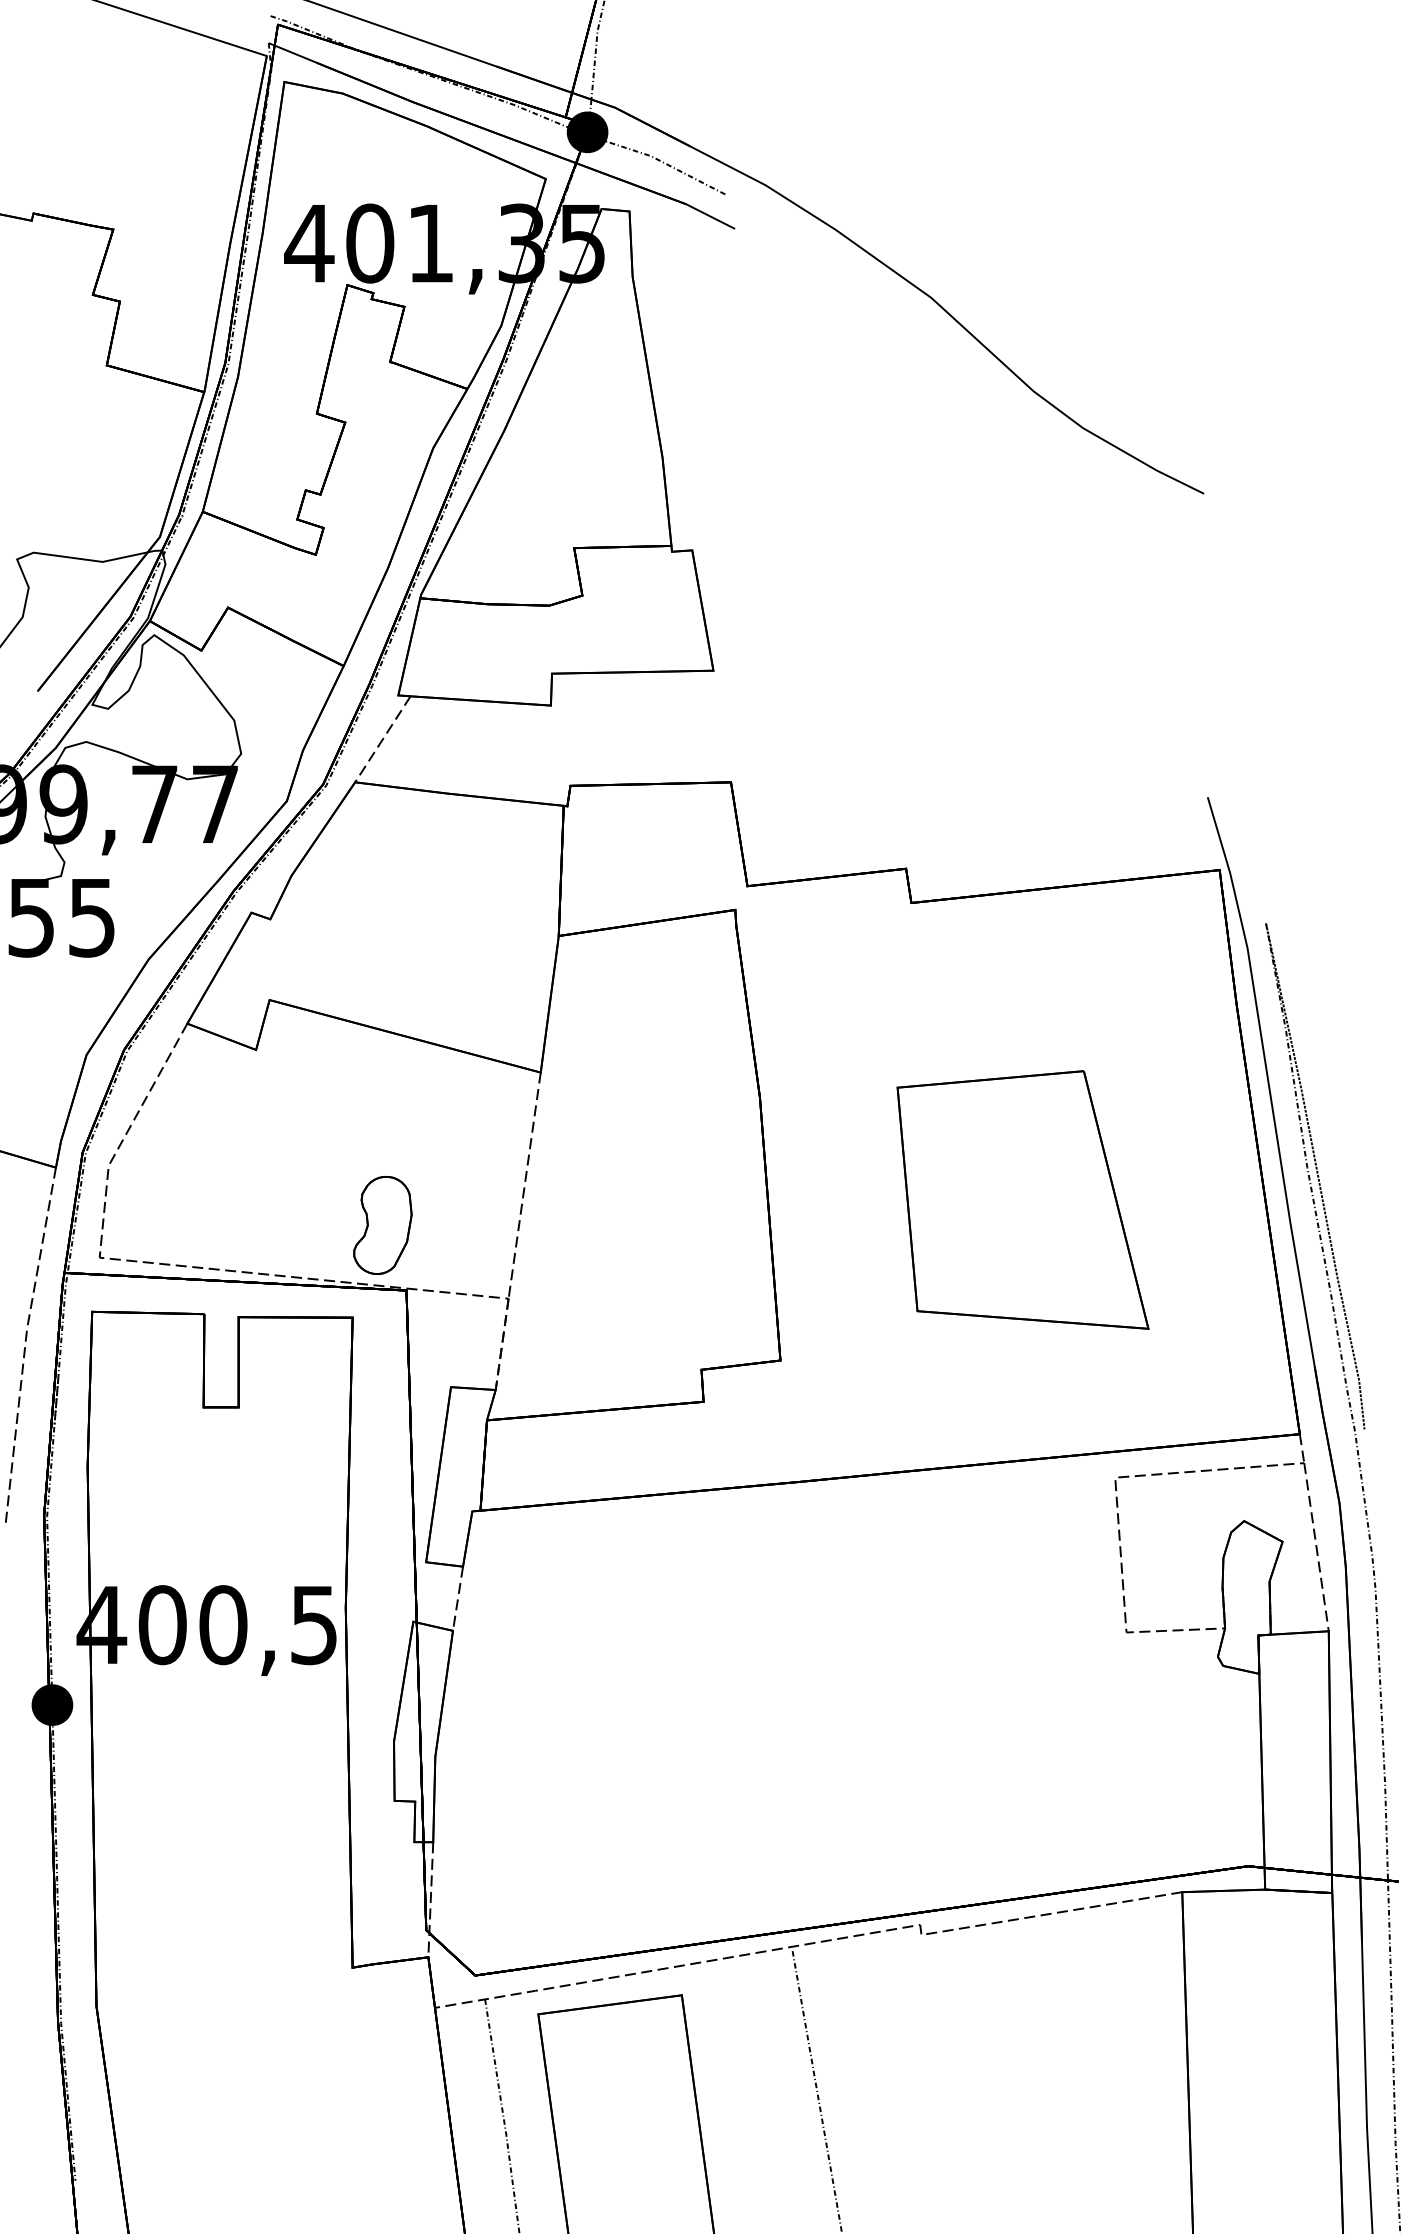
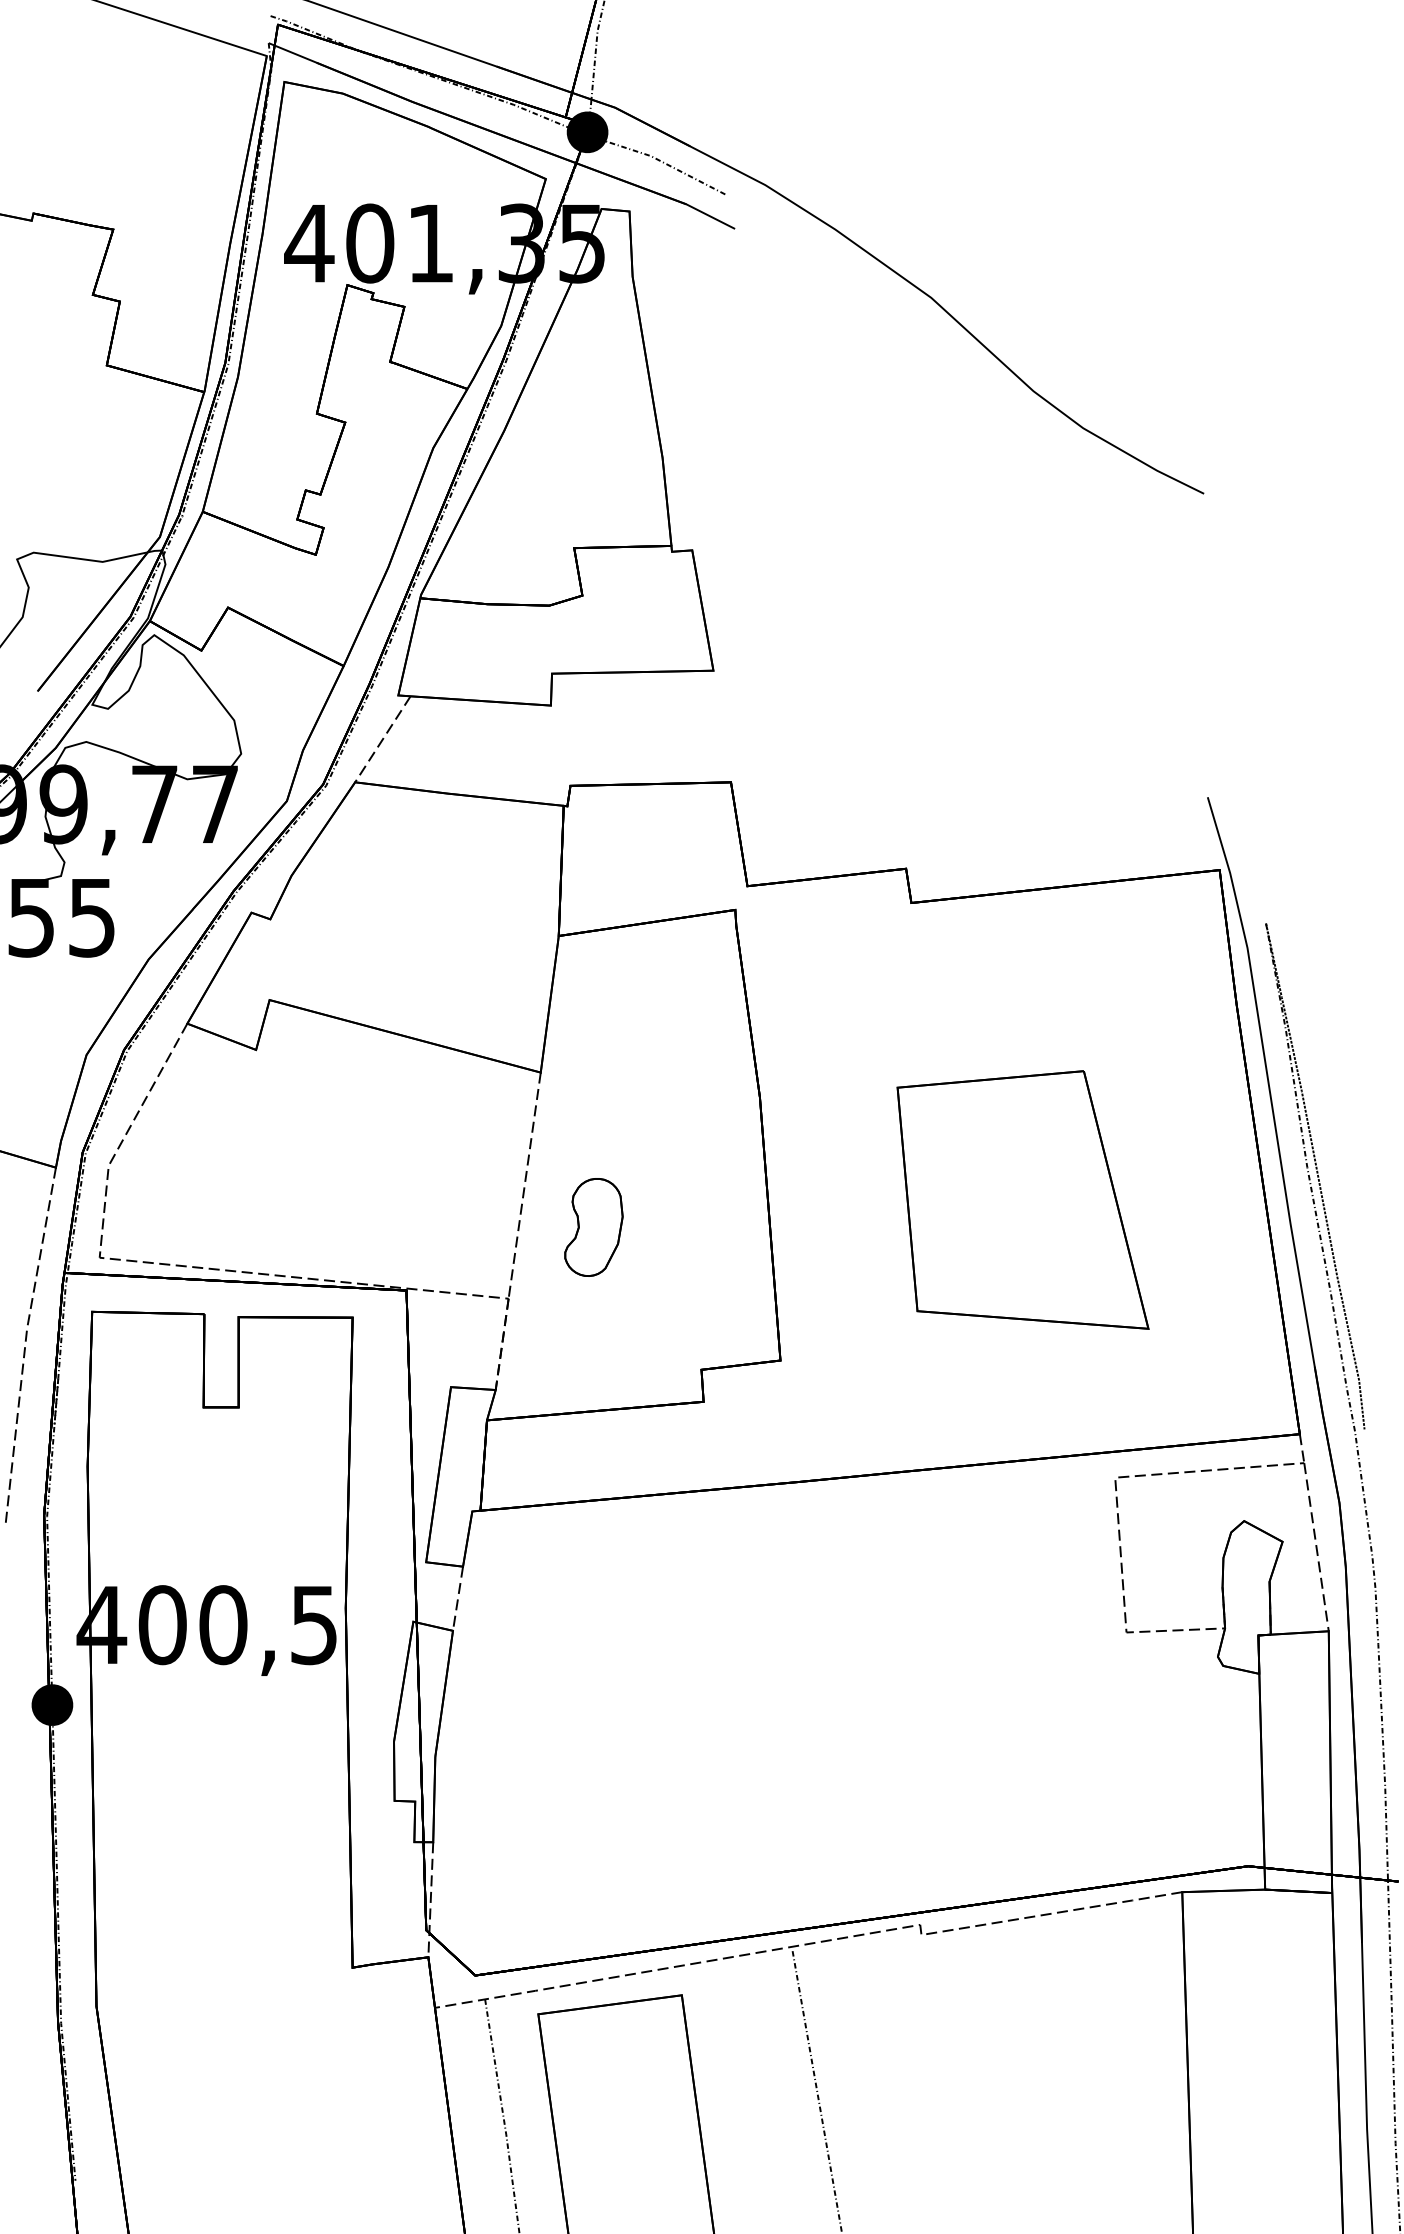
part position: (382, 1225) -> (593, 1227) (593, 1227)
